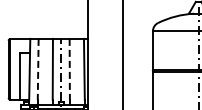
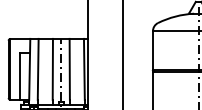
line: dashed -> solid (38, 69)
line: dashed -> solid (69, 69)
